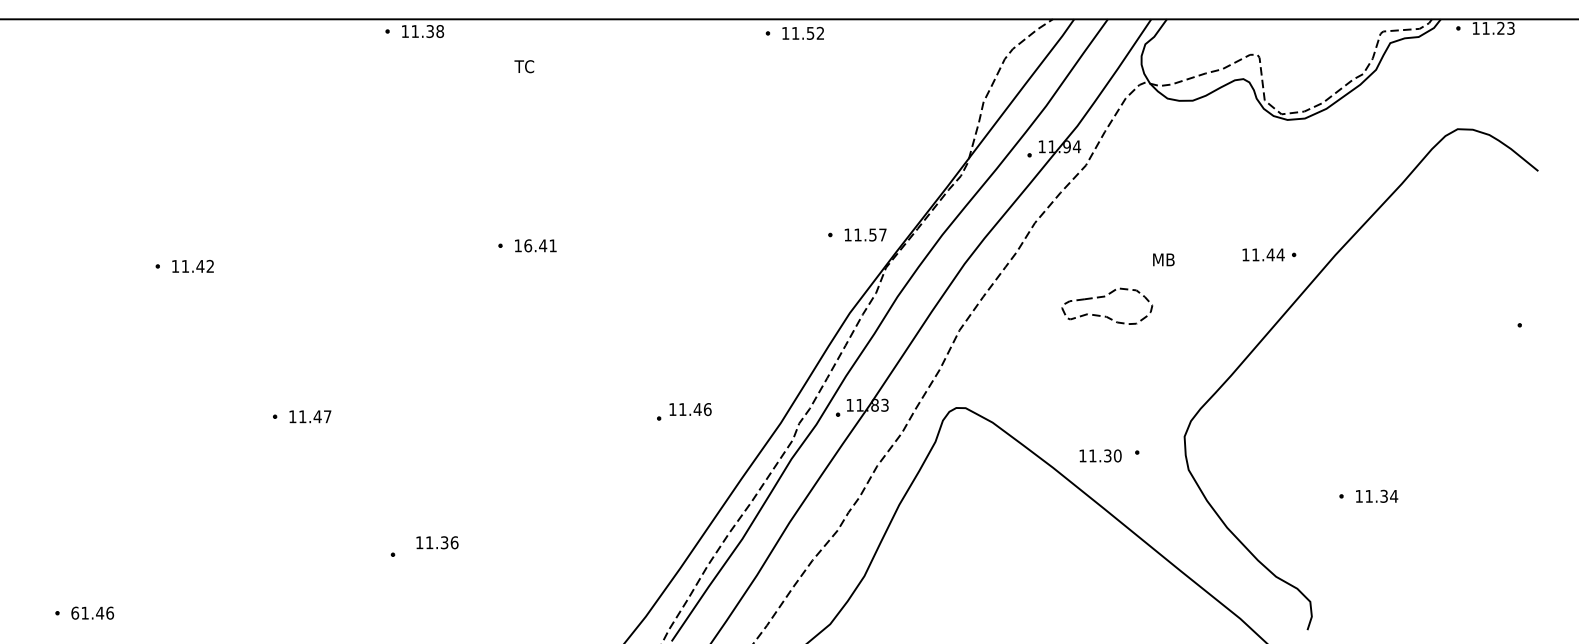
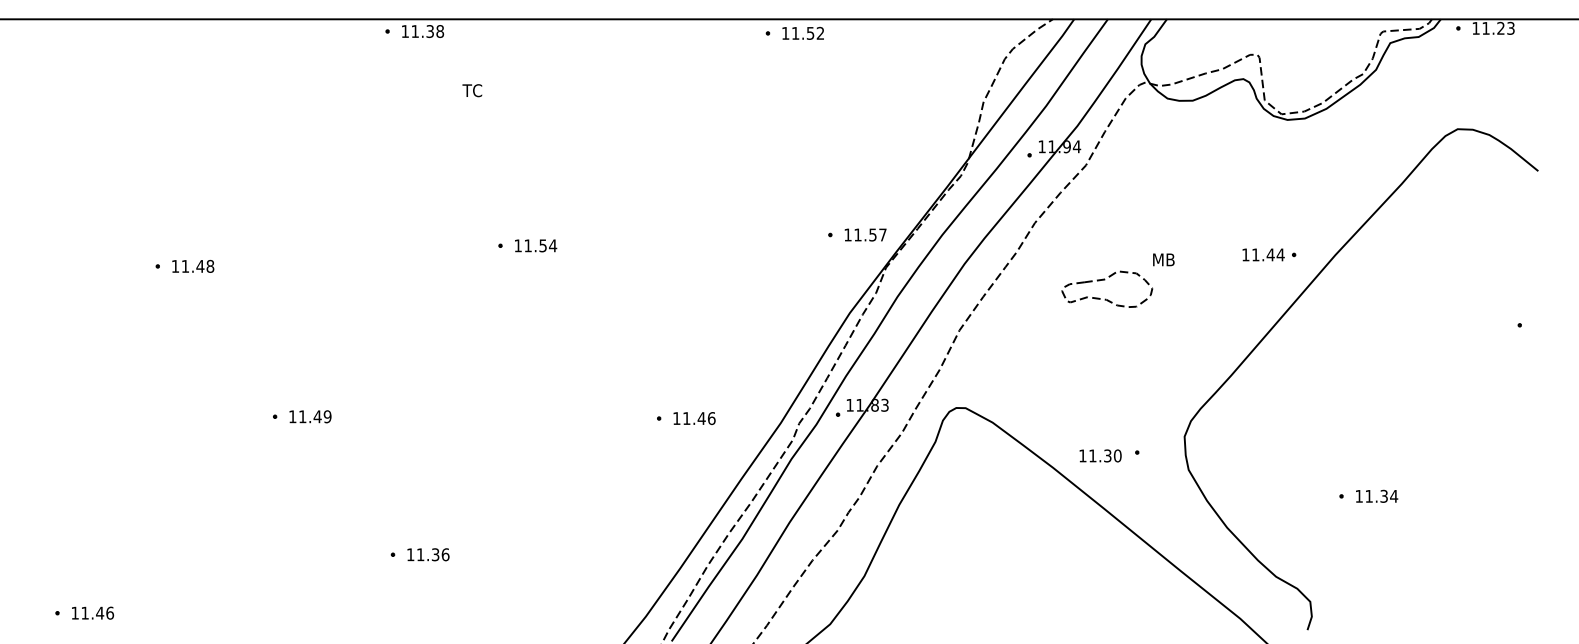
text position: (524, 66) -> (472, 90) (472, 90)
text: 16.41 -> 11.54 (540, 245)
text: 11.42 -> 11.48 (210, 266)
part position: (1105, 297) -> (1105, 280) (1105, 280)
text position: (690, 409) -> (694, 418) (694, 418)
text: 11.47 -> 11.49 (327, 416)
text position: (437, 542) -> (428, 554) (428, 554)
text: 61.46 -> 11.46 (75, 612)
